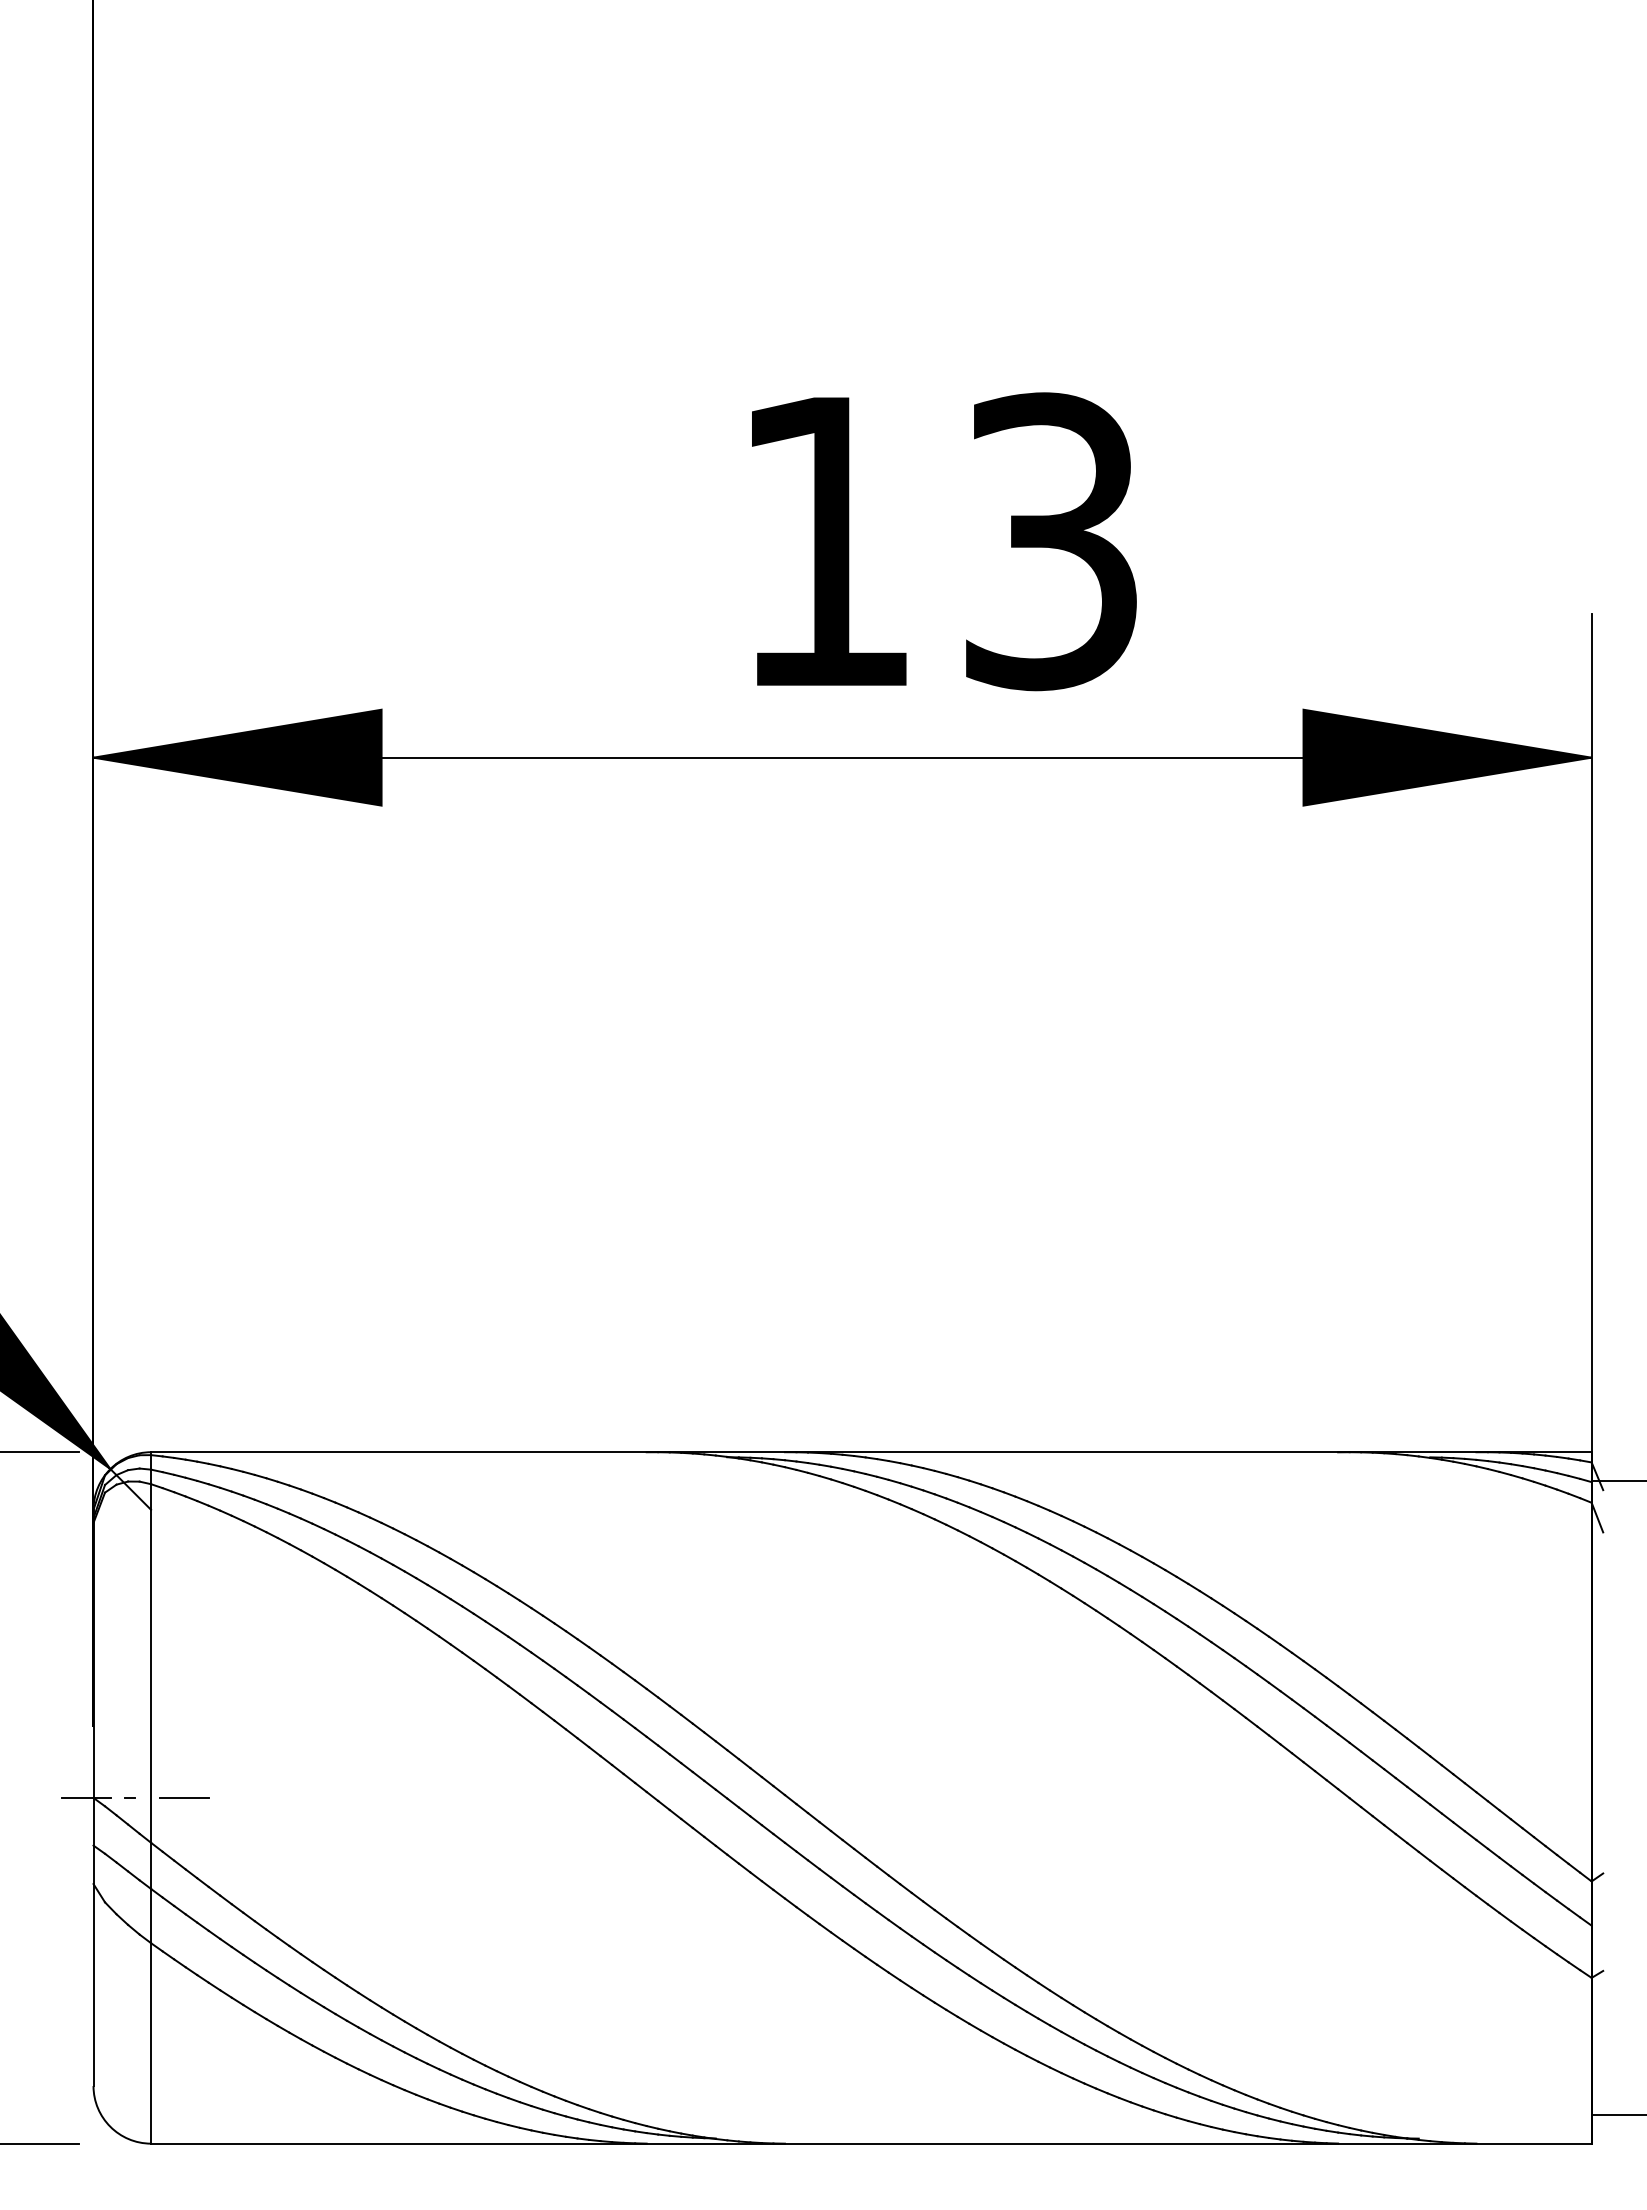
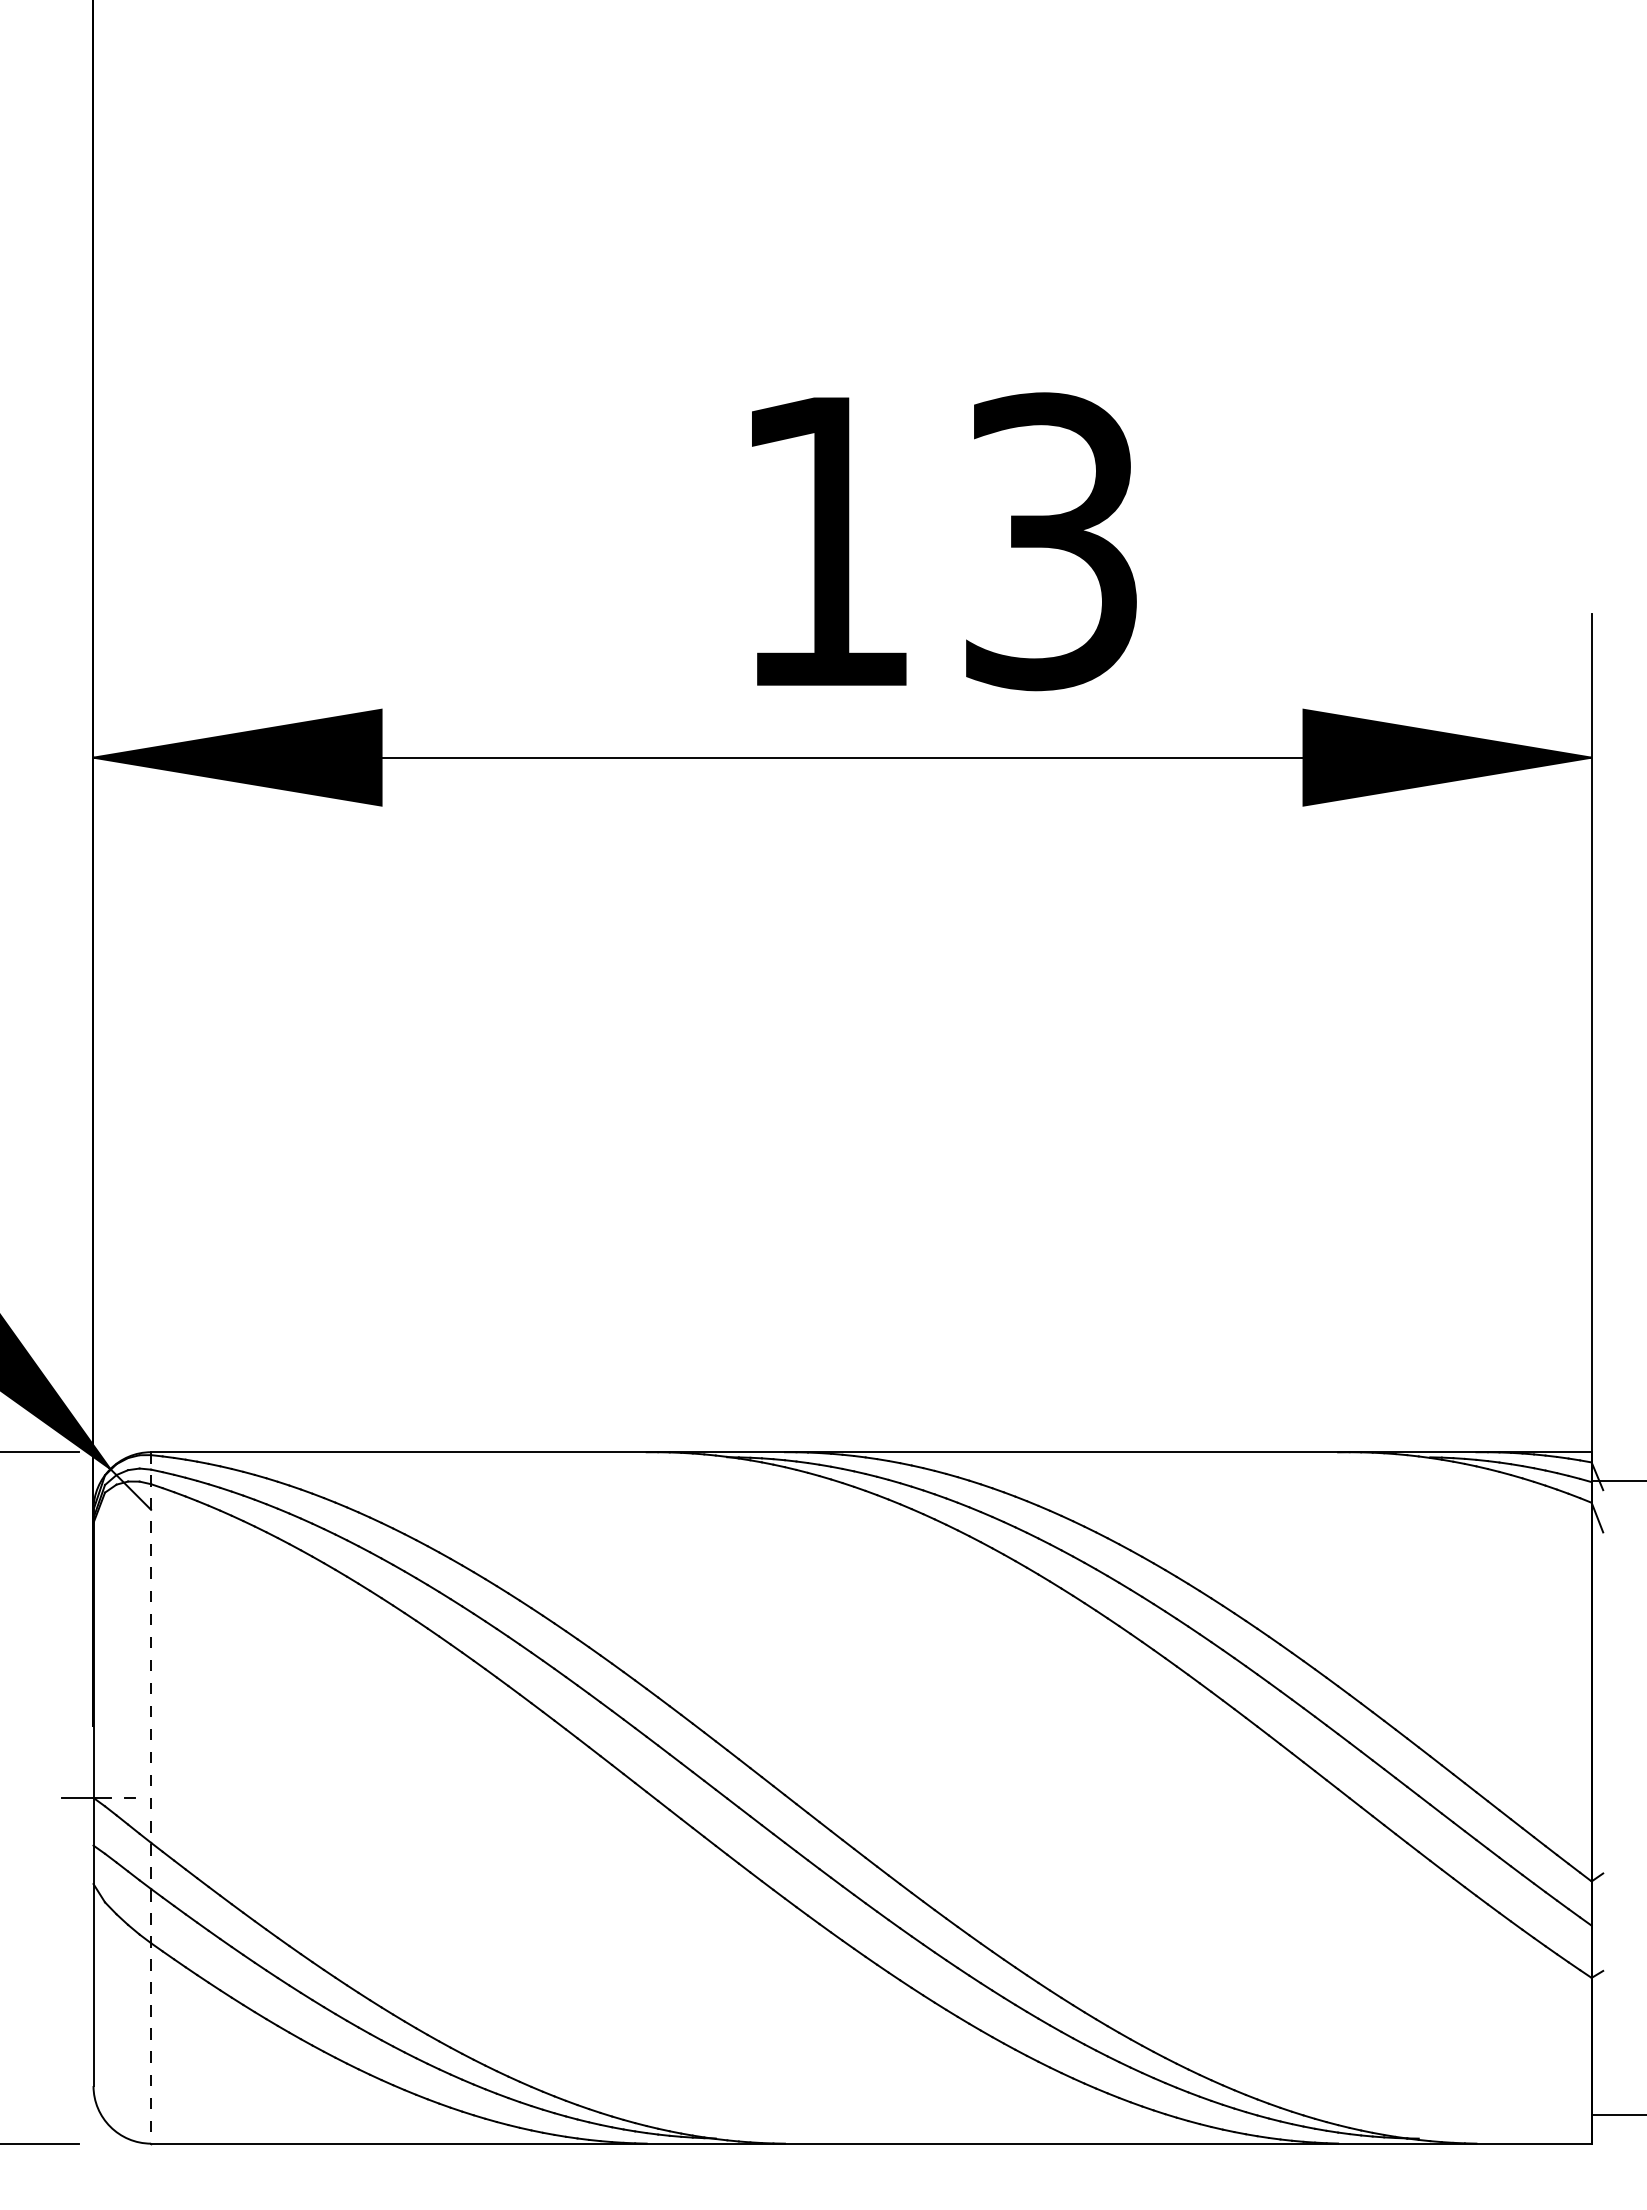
line: solid -> dashed (151, 1797)
line: present -> none (184, 1797)
